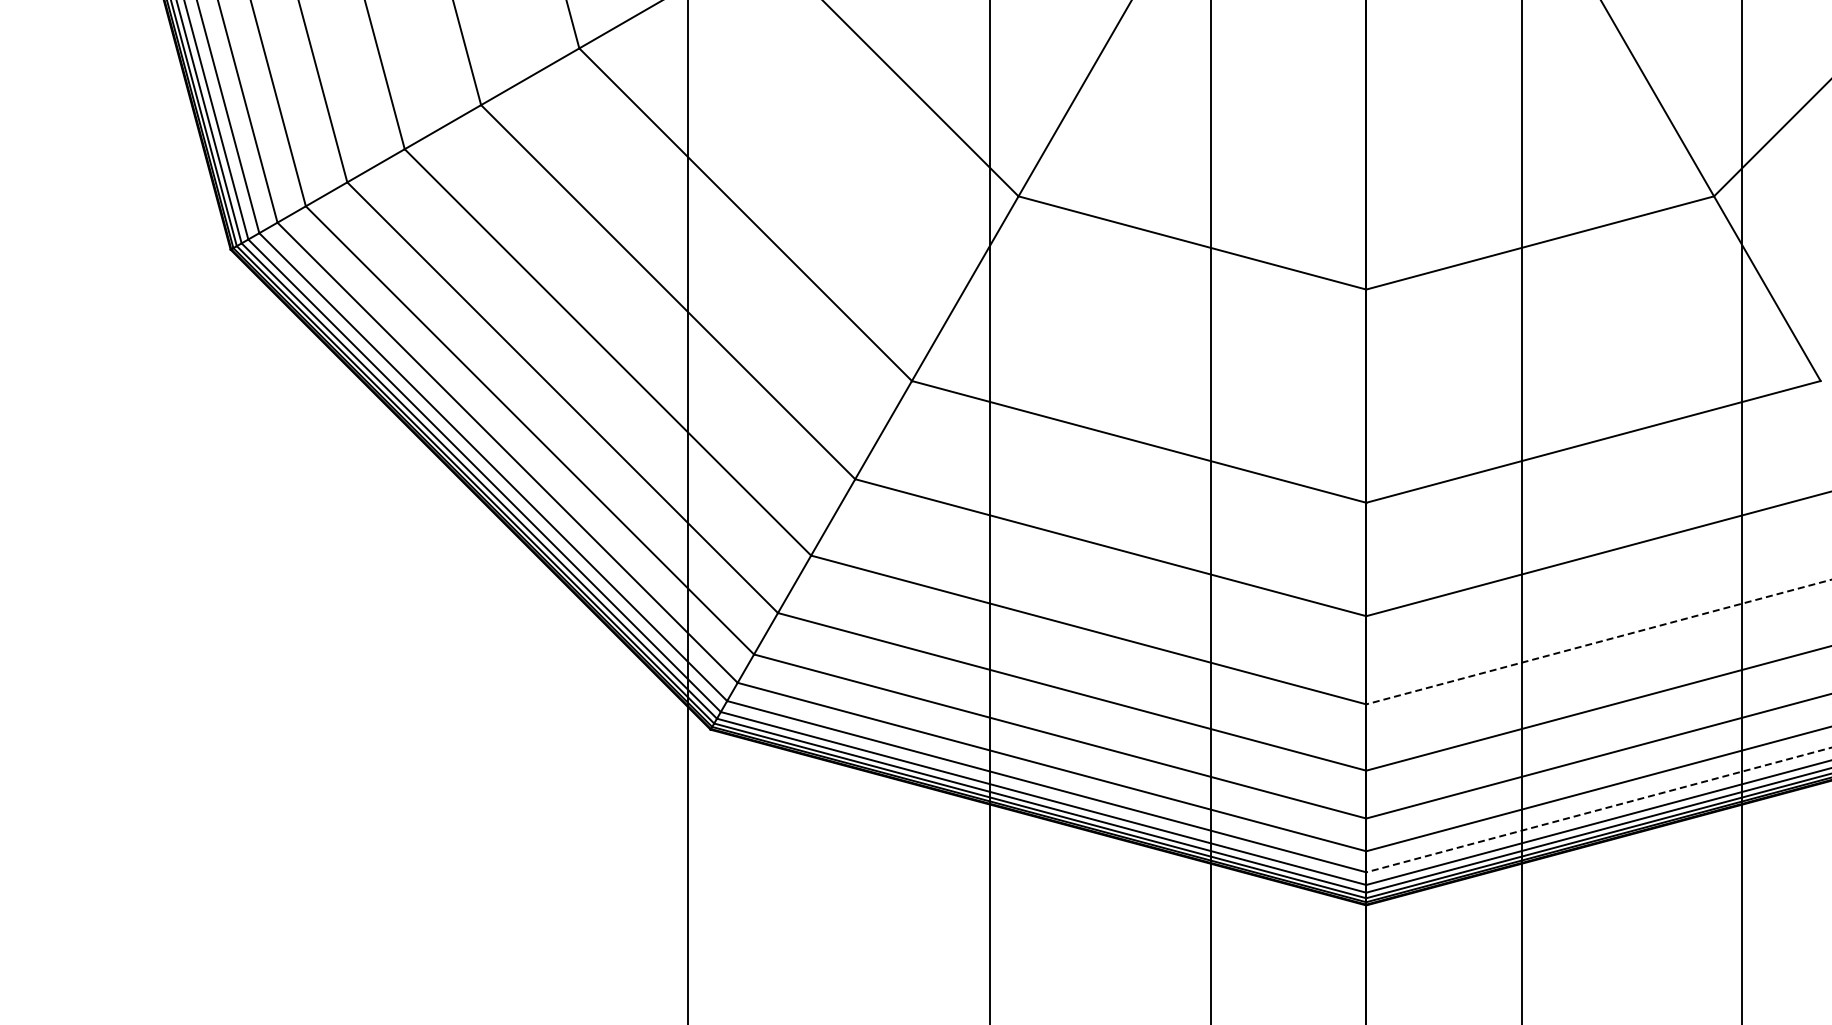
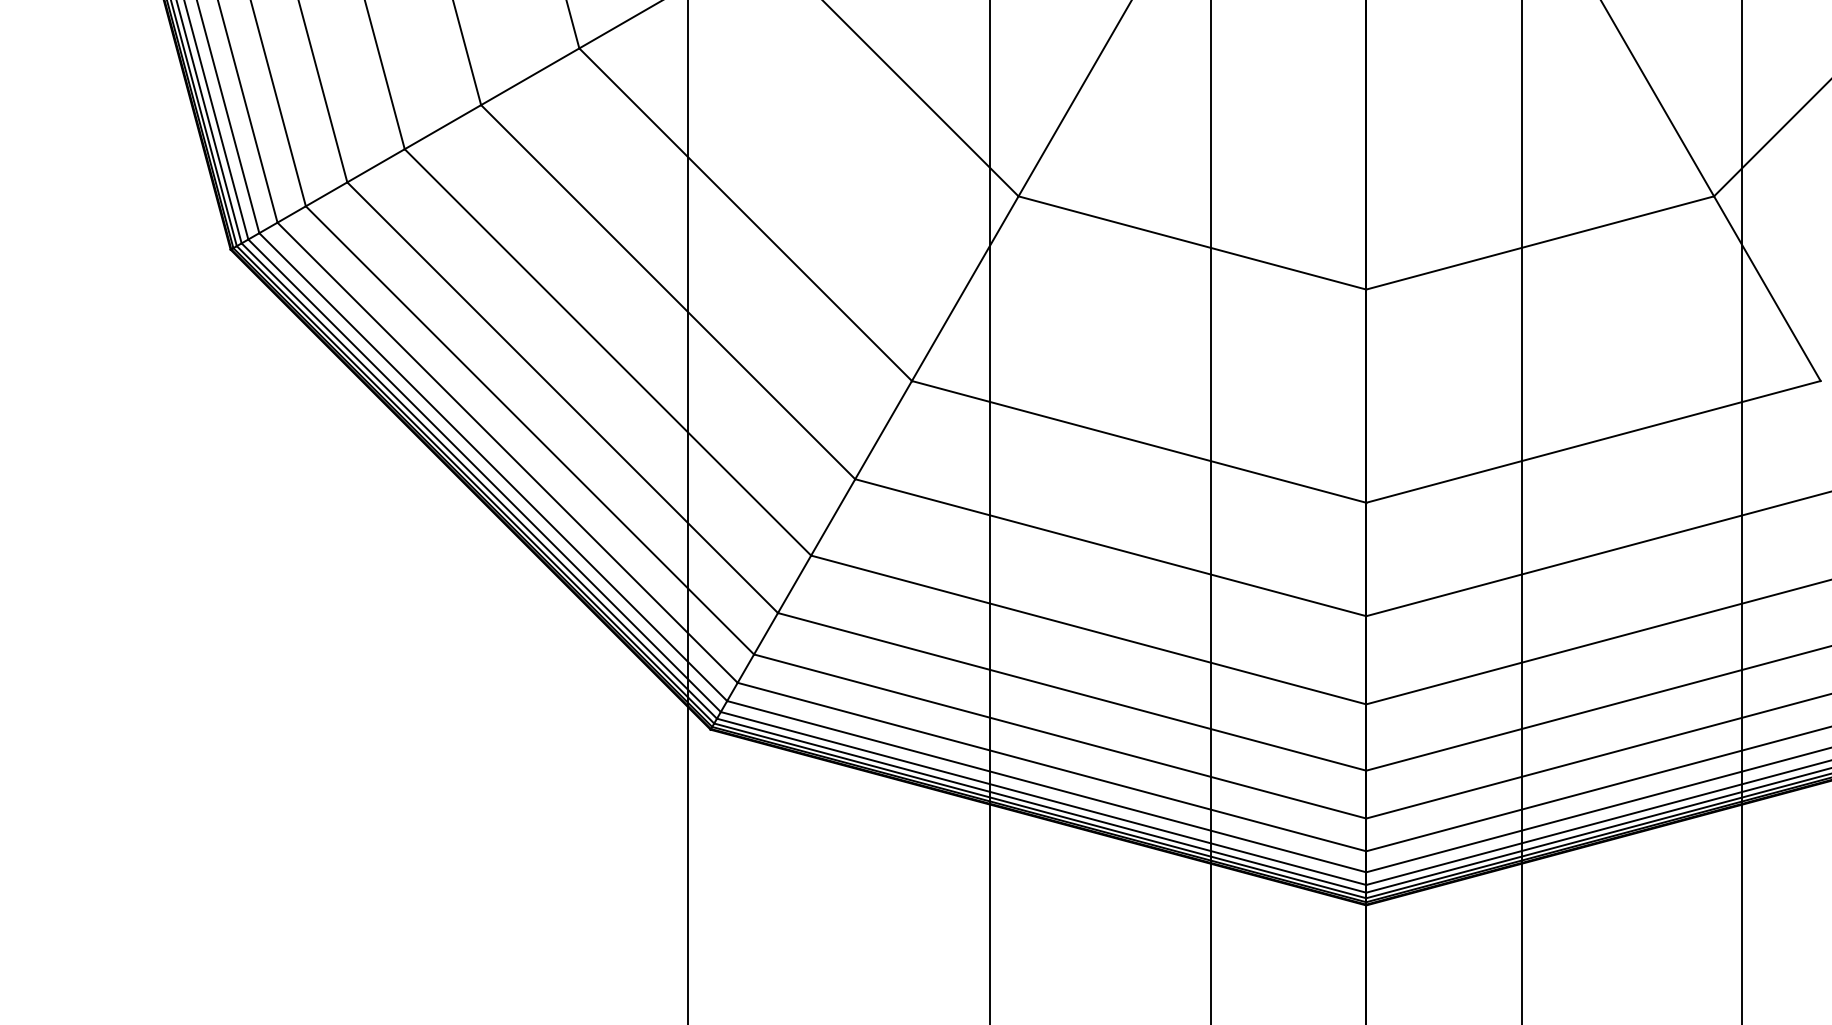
line: dashed -> solid (1598, 642)
line: dashed -> solid (1598, 809)
